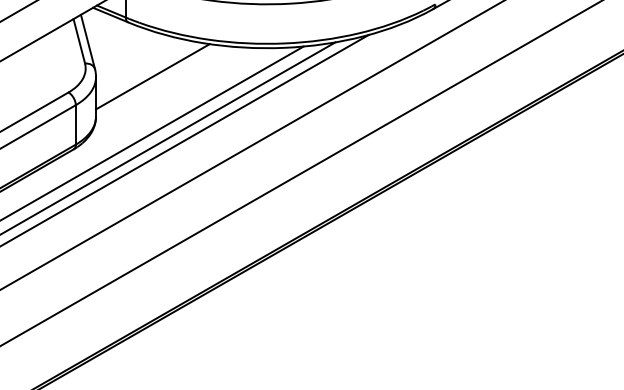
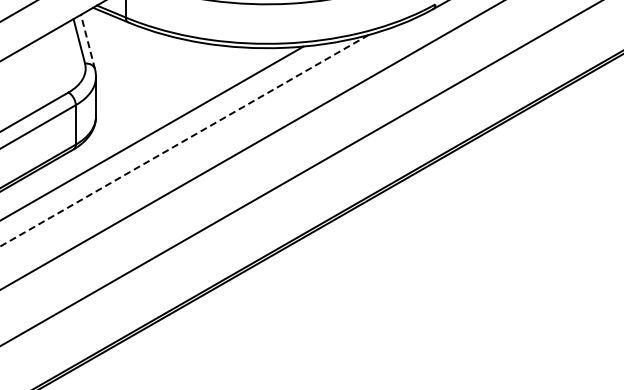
line: solid -> dashed (87, 41)
line: present -> none (152, 76)
line: present -> none (168, 137)
line: solid -> dashed (184, 140)
